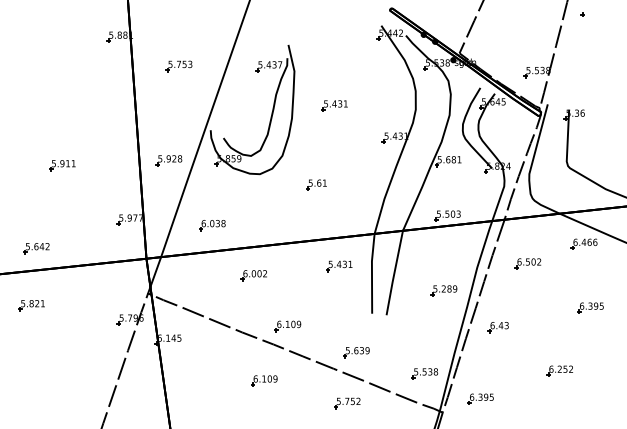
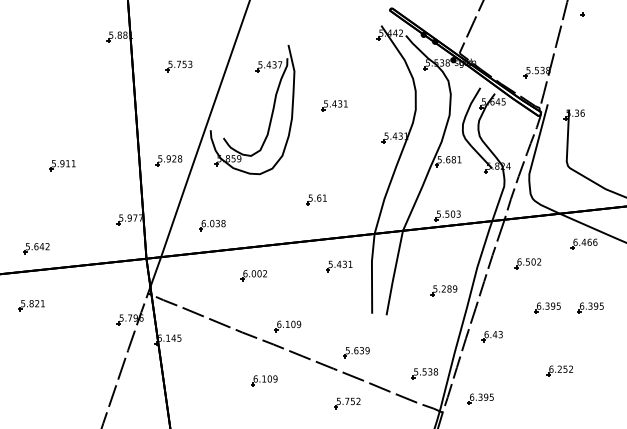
part position: (316, 184) -> (316, 199) (316, 199)
part: none -> present (547, 307)
part position: (497, 327) -> (491, 336) (491, 336)
